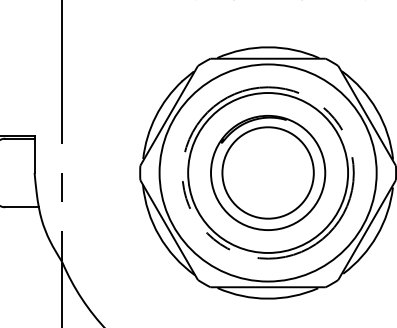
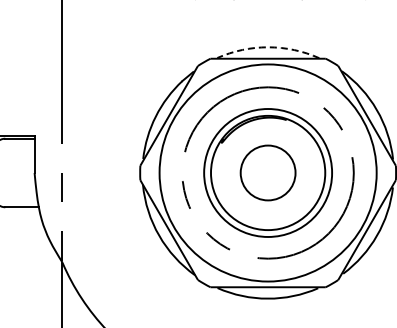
arc: solid -> dashed (268, 47)
circle diameter: 91 px -> 55 px (267, 172)
circle diameter: 160 px -> 128 px (268, 172)
